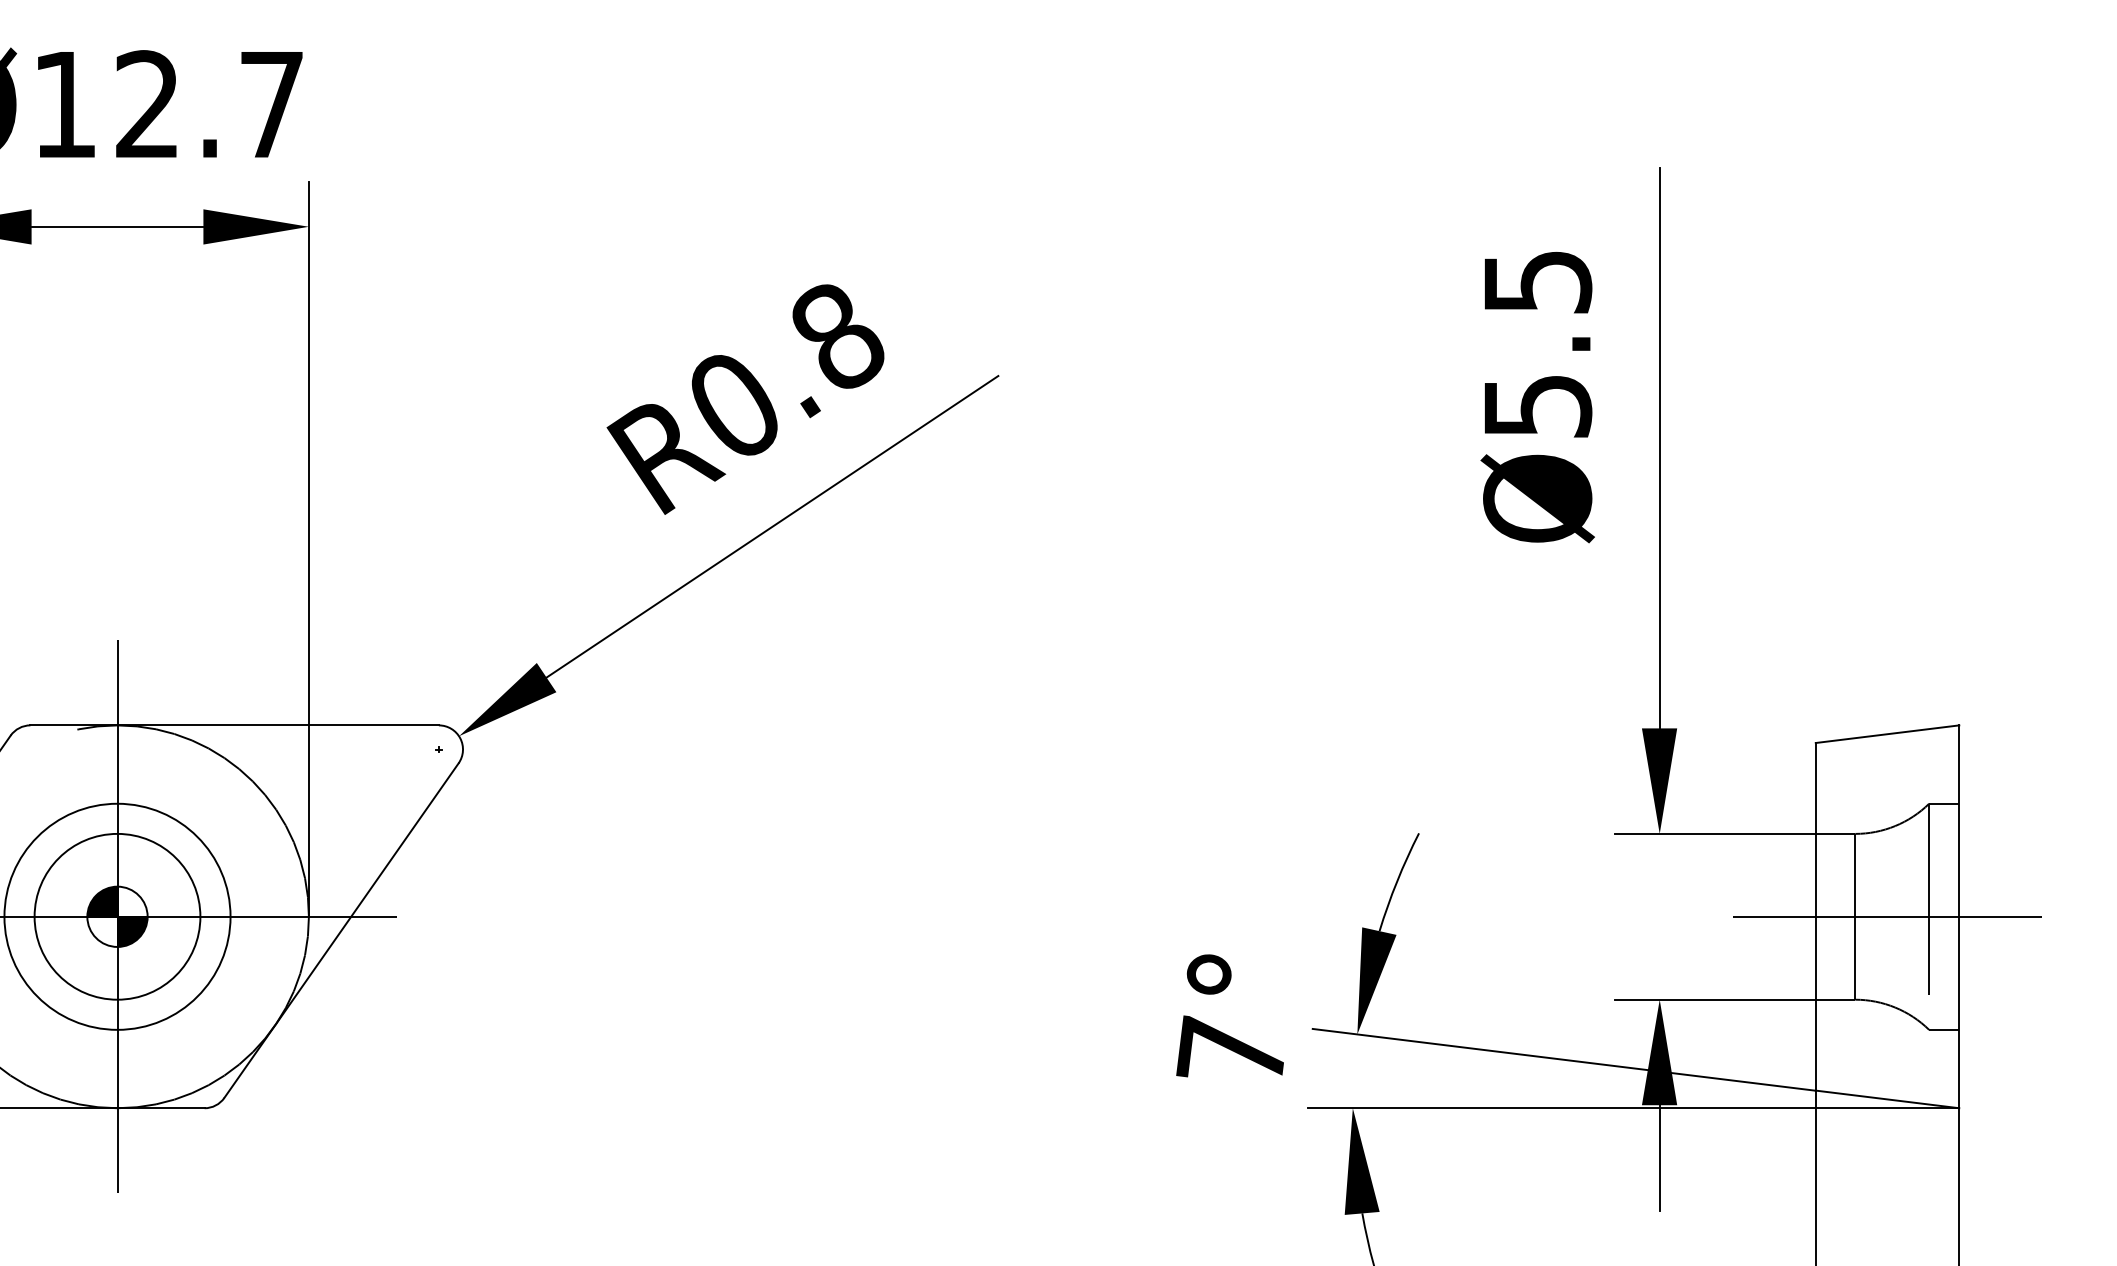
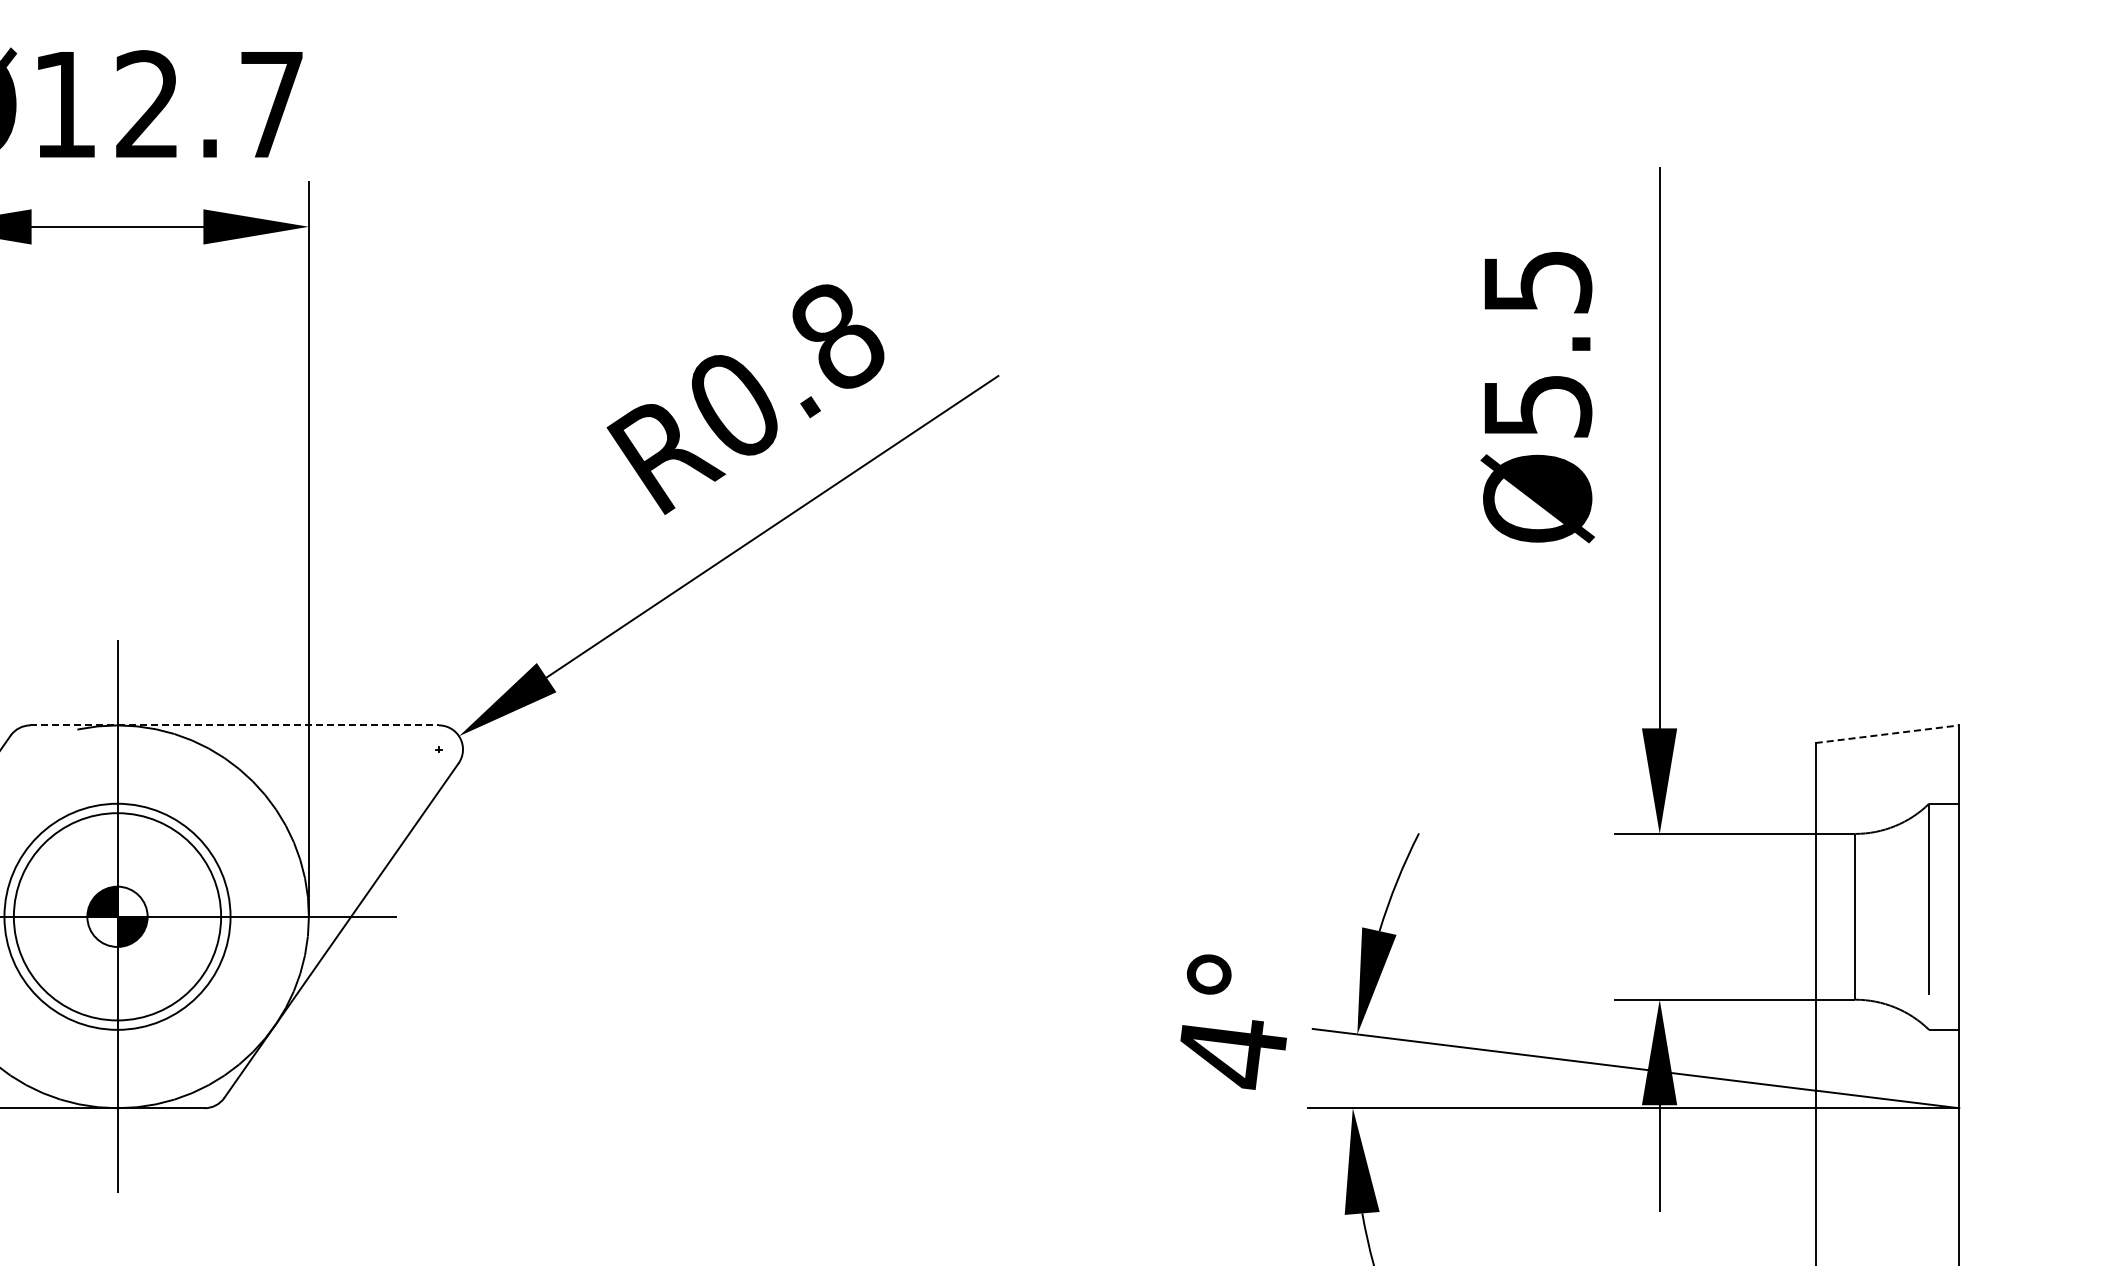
line: solid -> dashed (235, 725)
line: solid -> dashed (1888, 734)
circle diameter: 166 px -> 207 px (117, 916)
line: present -> none (1887, 916)
text: 7° -> 4° (1231, 1052)
